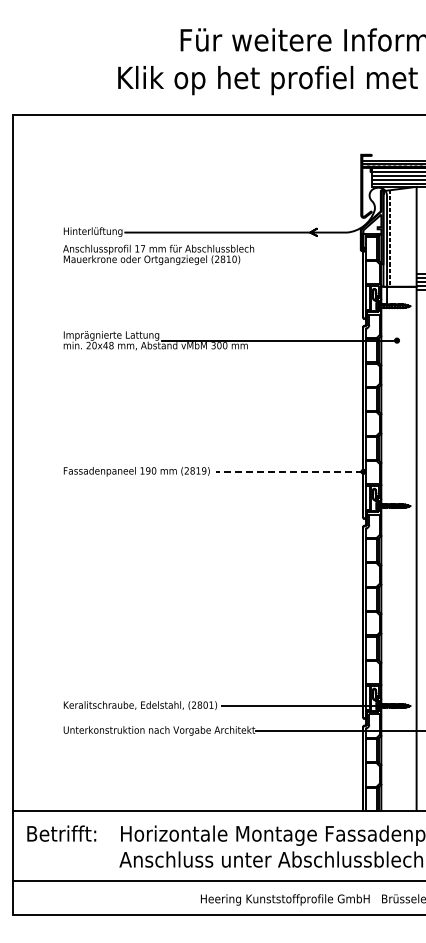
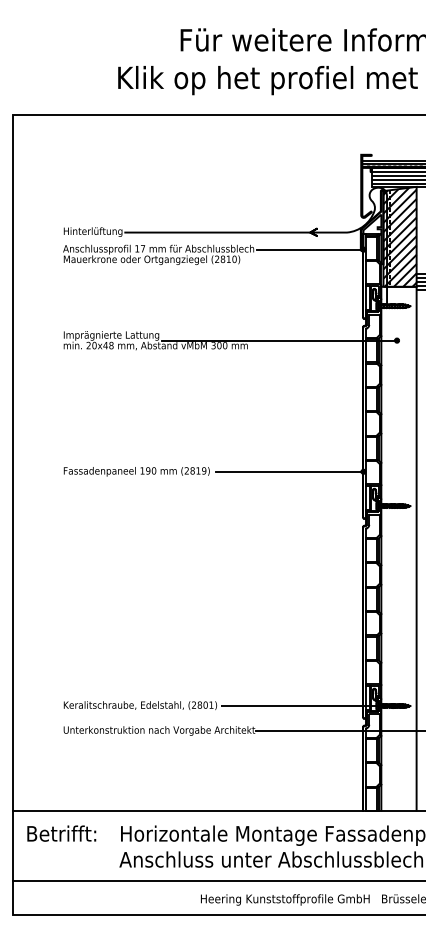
hatch: none -> present (399, 236)
line: none -> present (310, 249)
line: dashed -> solid (289, 471)
